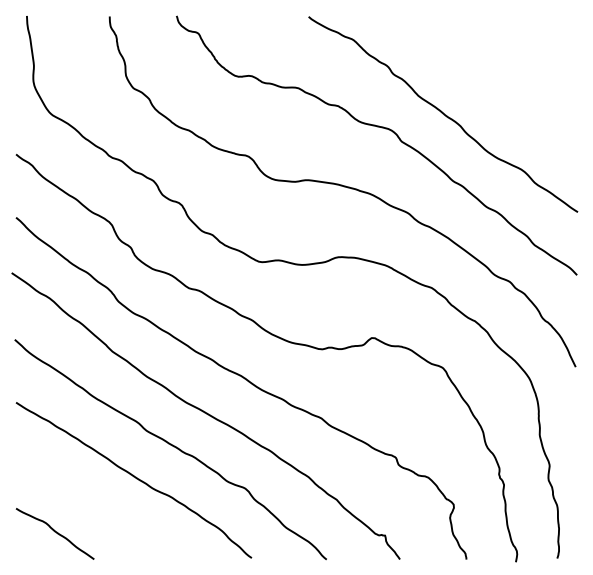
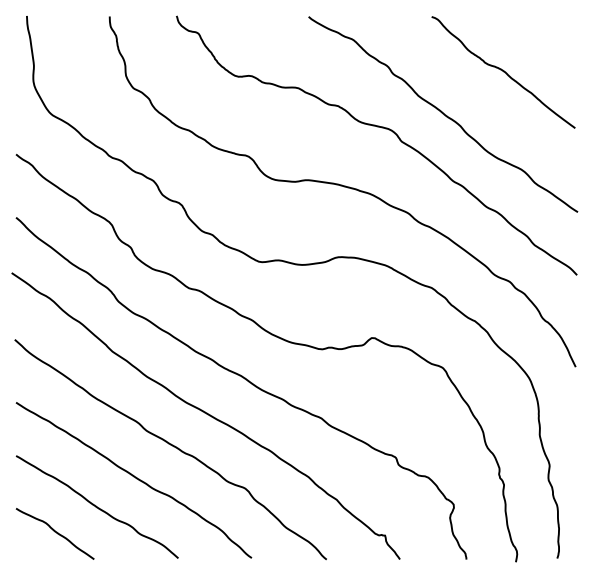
curve: none -> present (503, 72)
curve: none -> present (96, 506)
